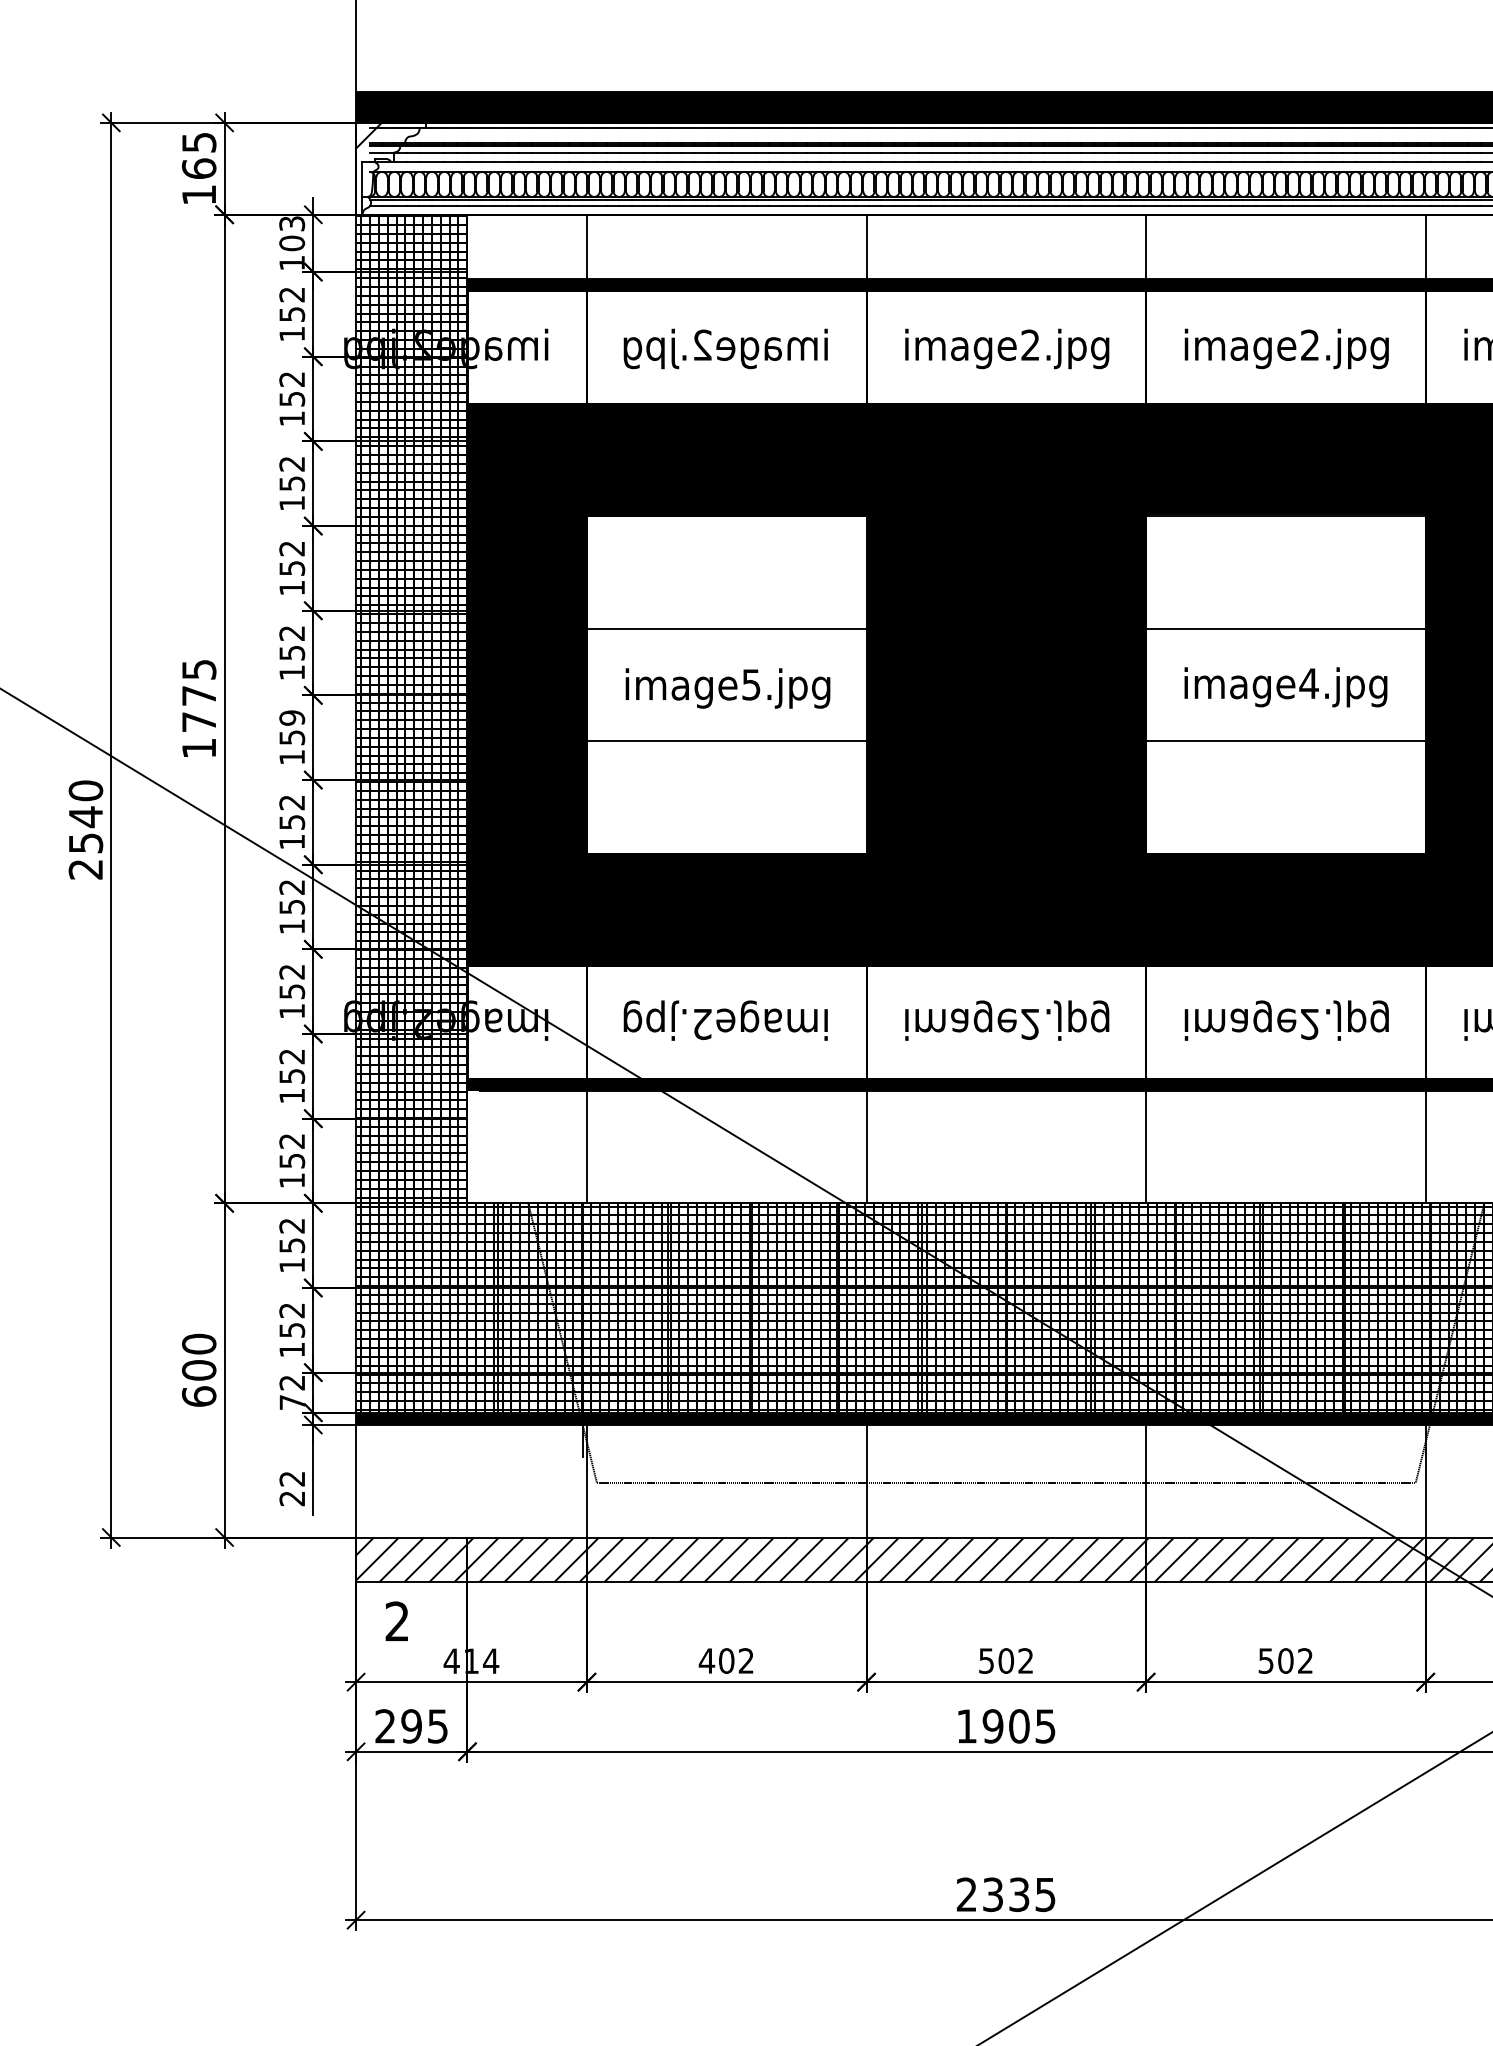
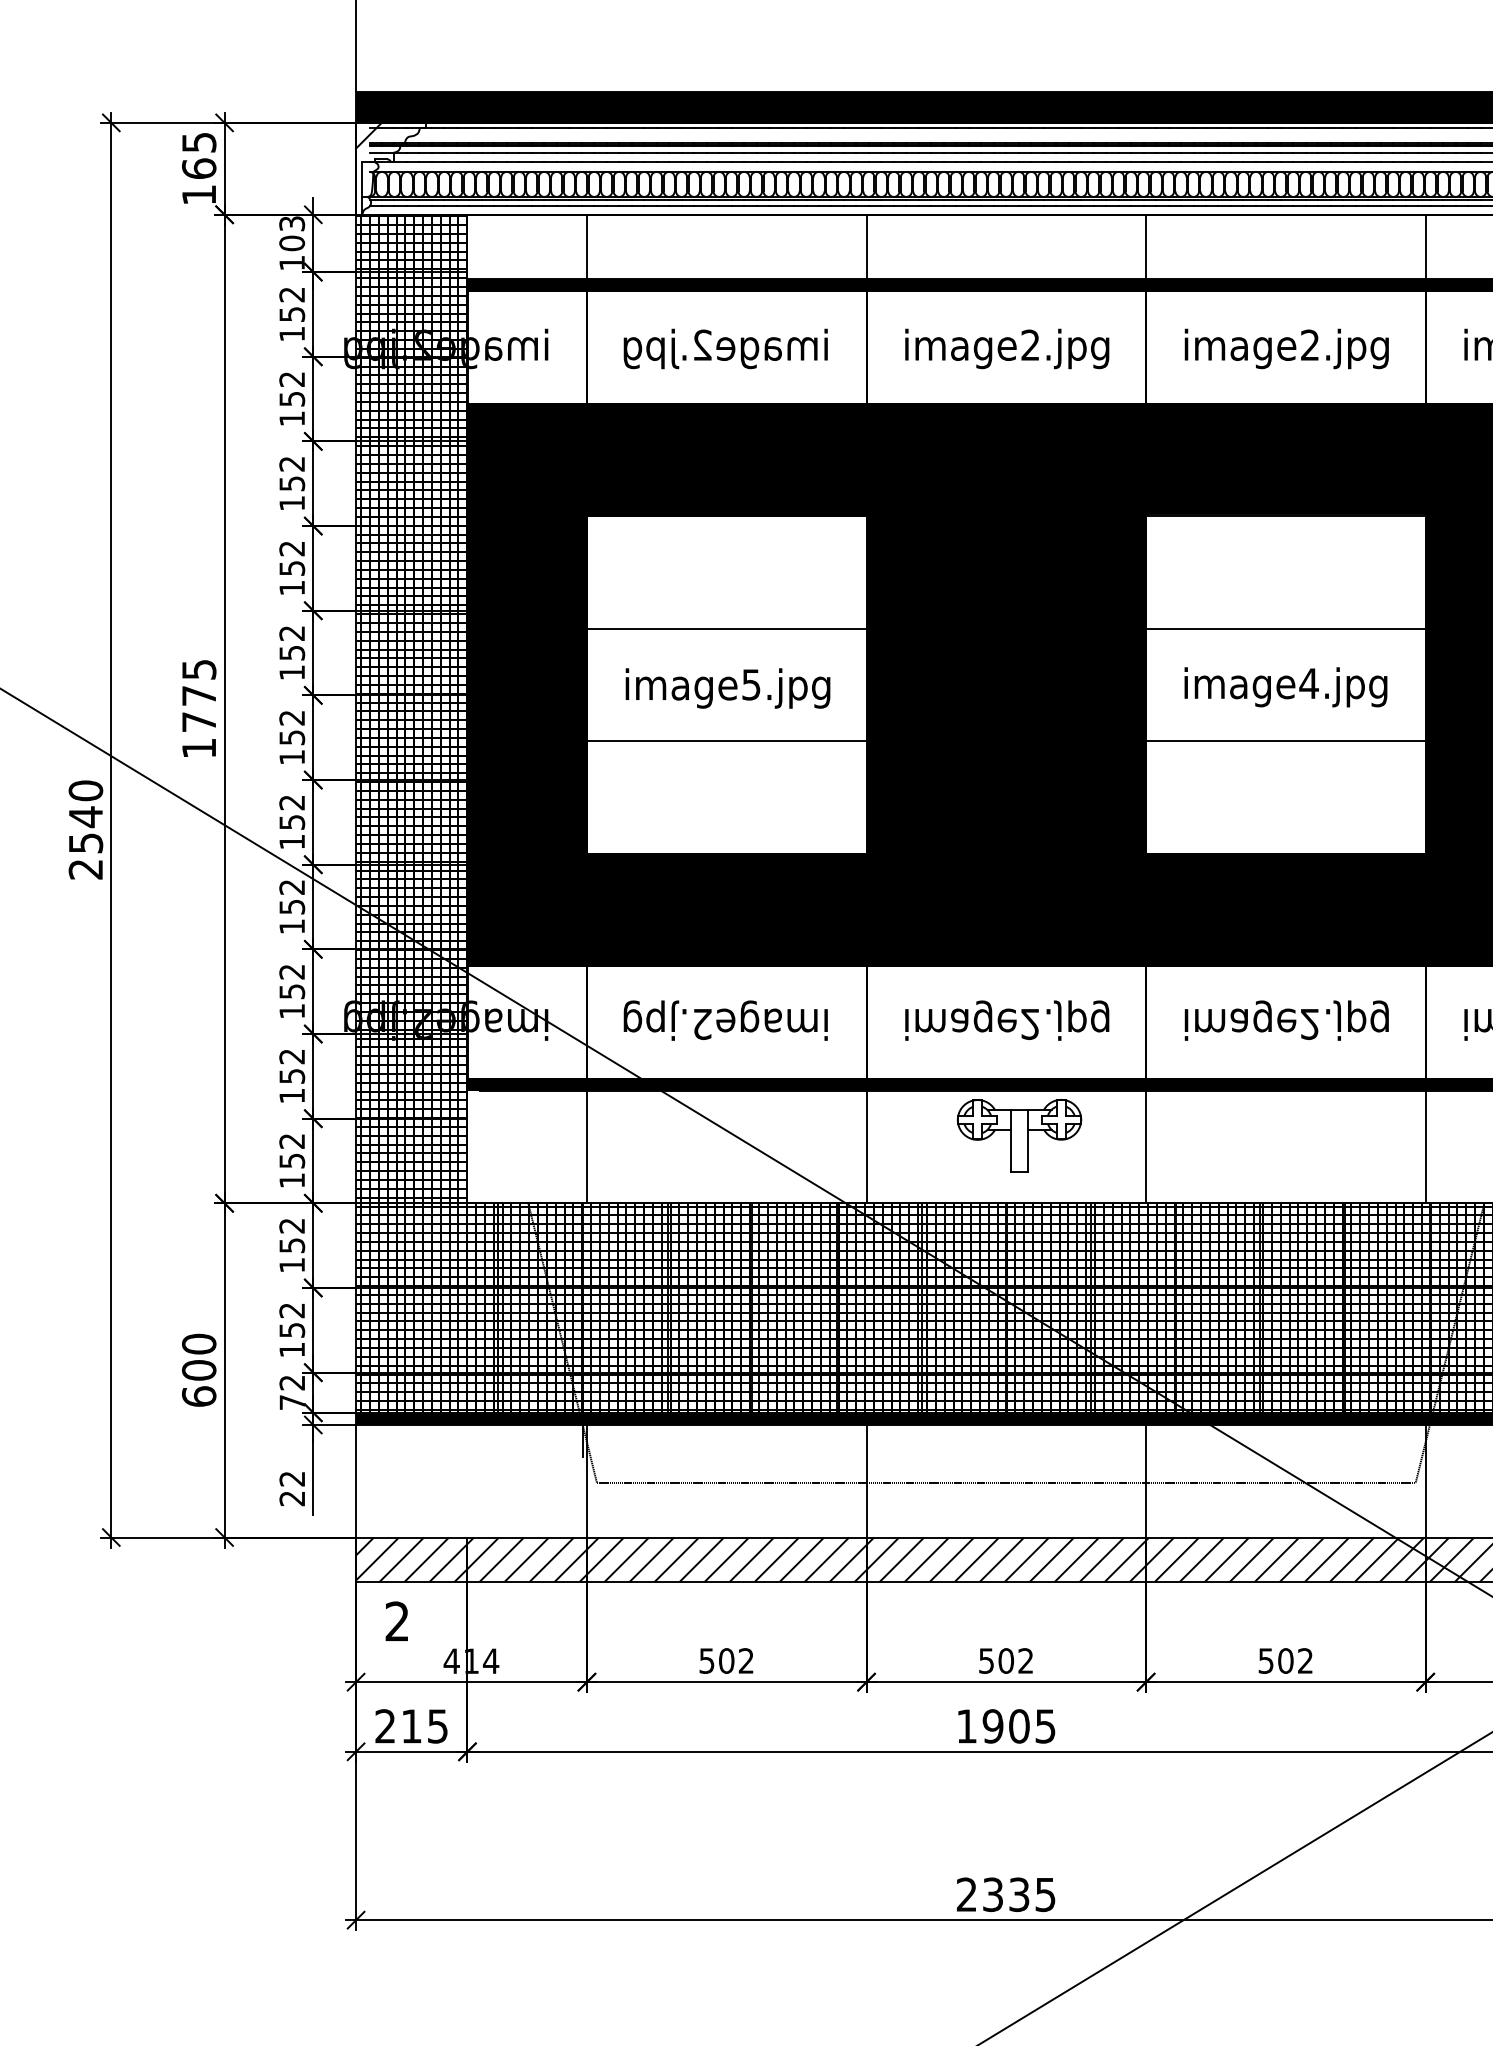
text: 159 -> 152 (292, 717)
part: none -> present (1019, 1135)
text: 402 -> 502 (706, 1660)
text: 295 -> 215 (411, 1726)
